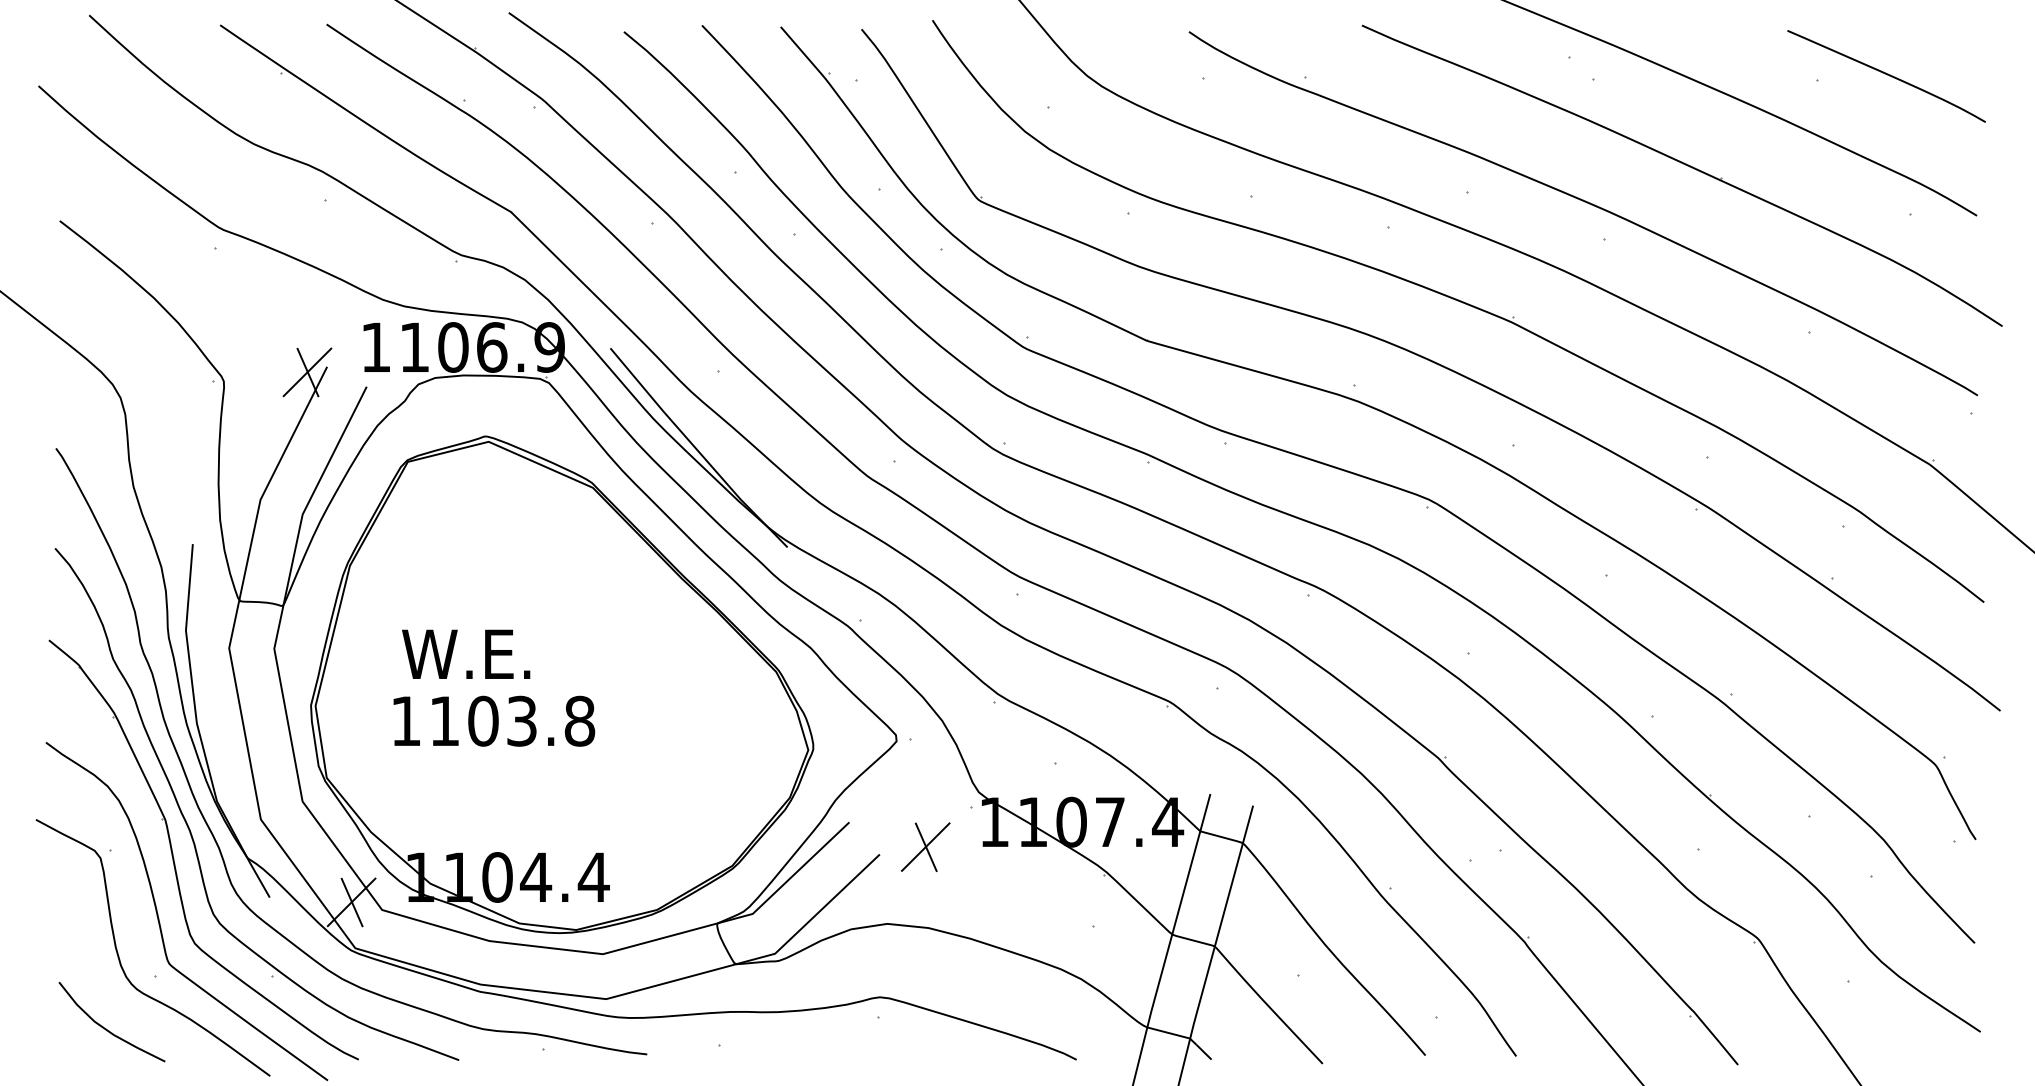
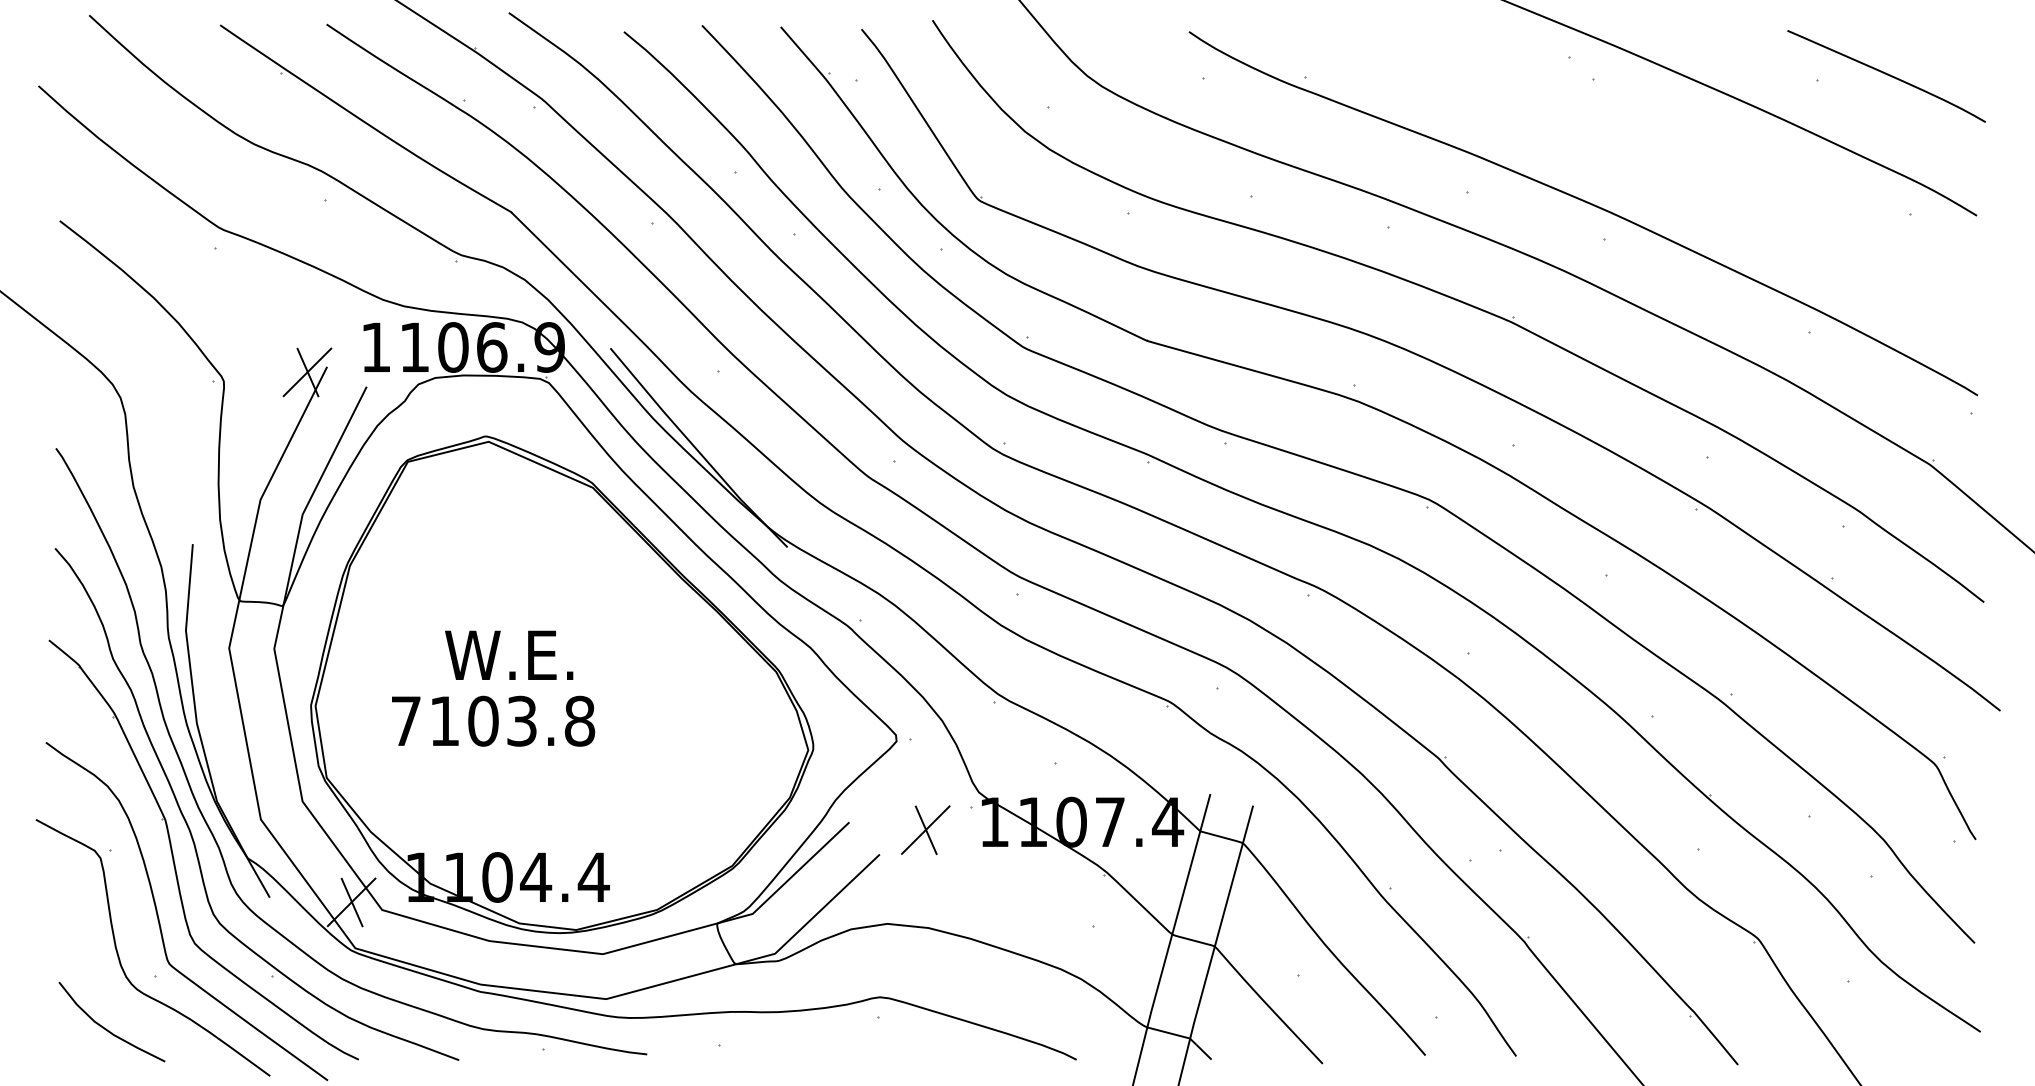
part: present -> none (1685, 165)
text position: (466, 653) -> (509, 654) (509, 654)
text: 1103.8 -> 7103.8 (406, 720)
part position: (925, 846) -> (925, 829) (925, 829)
